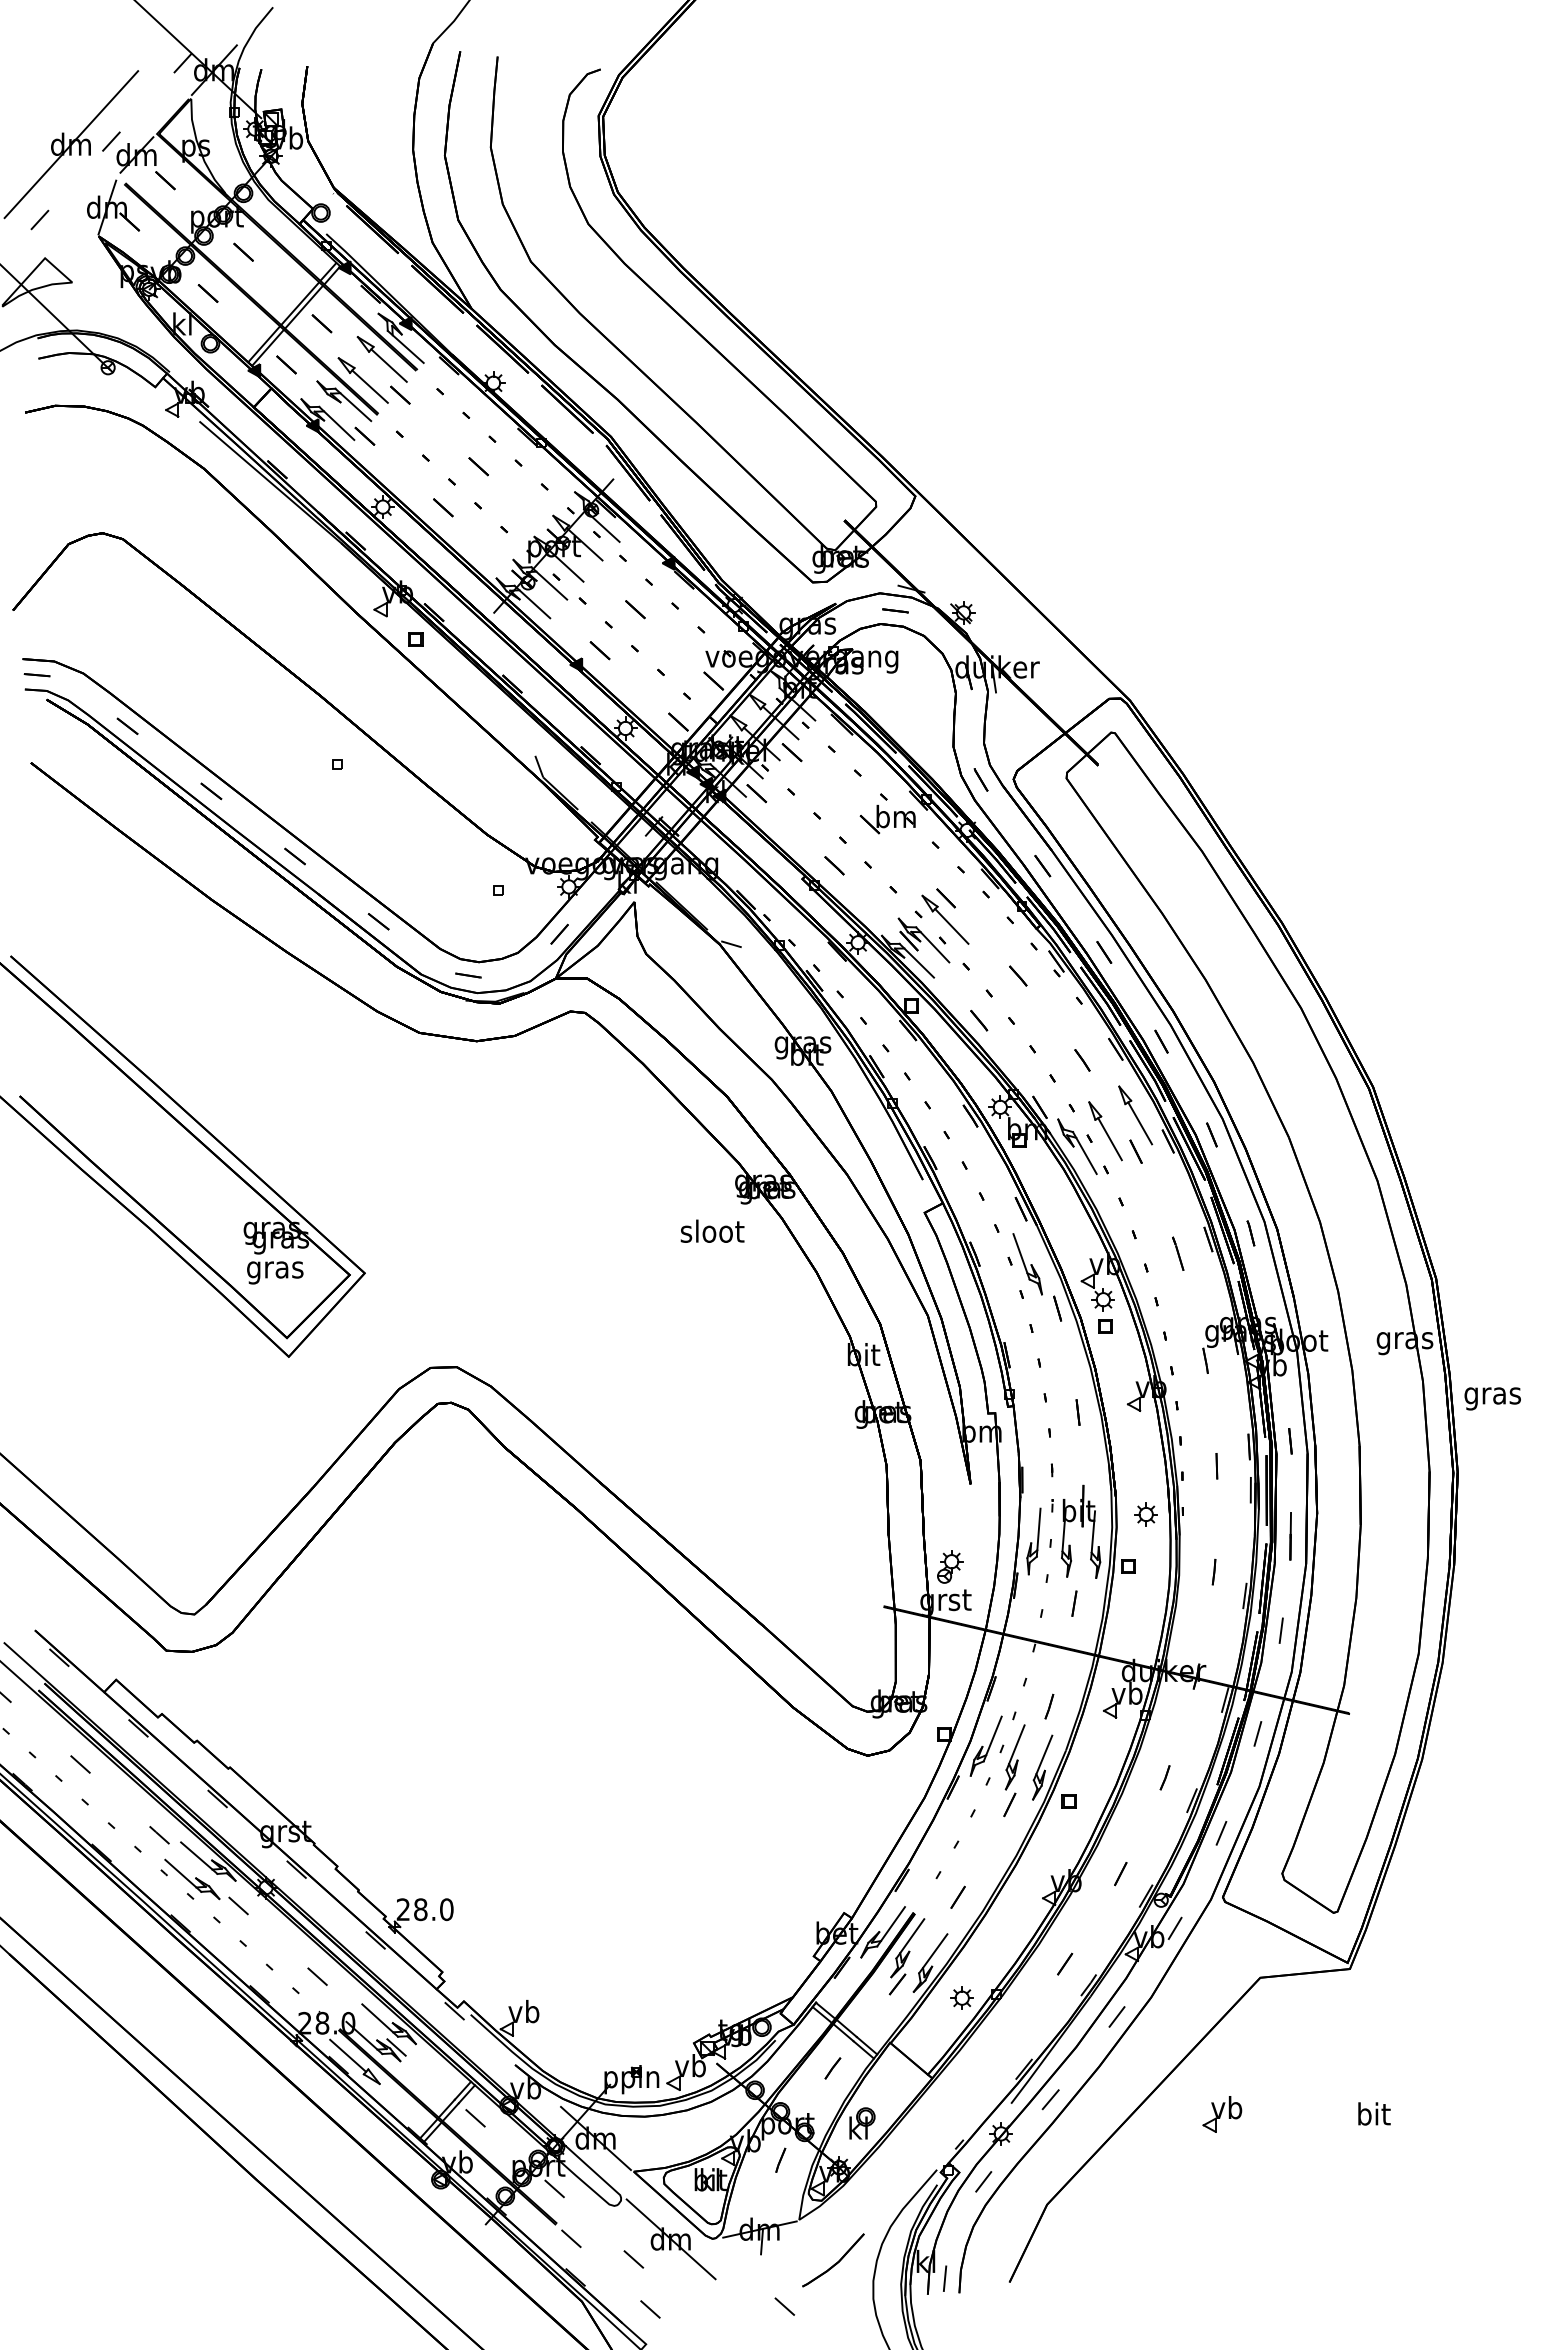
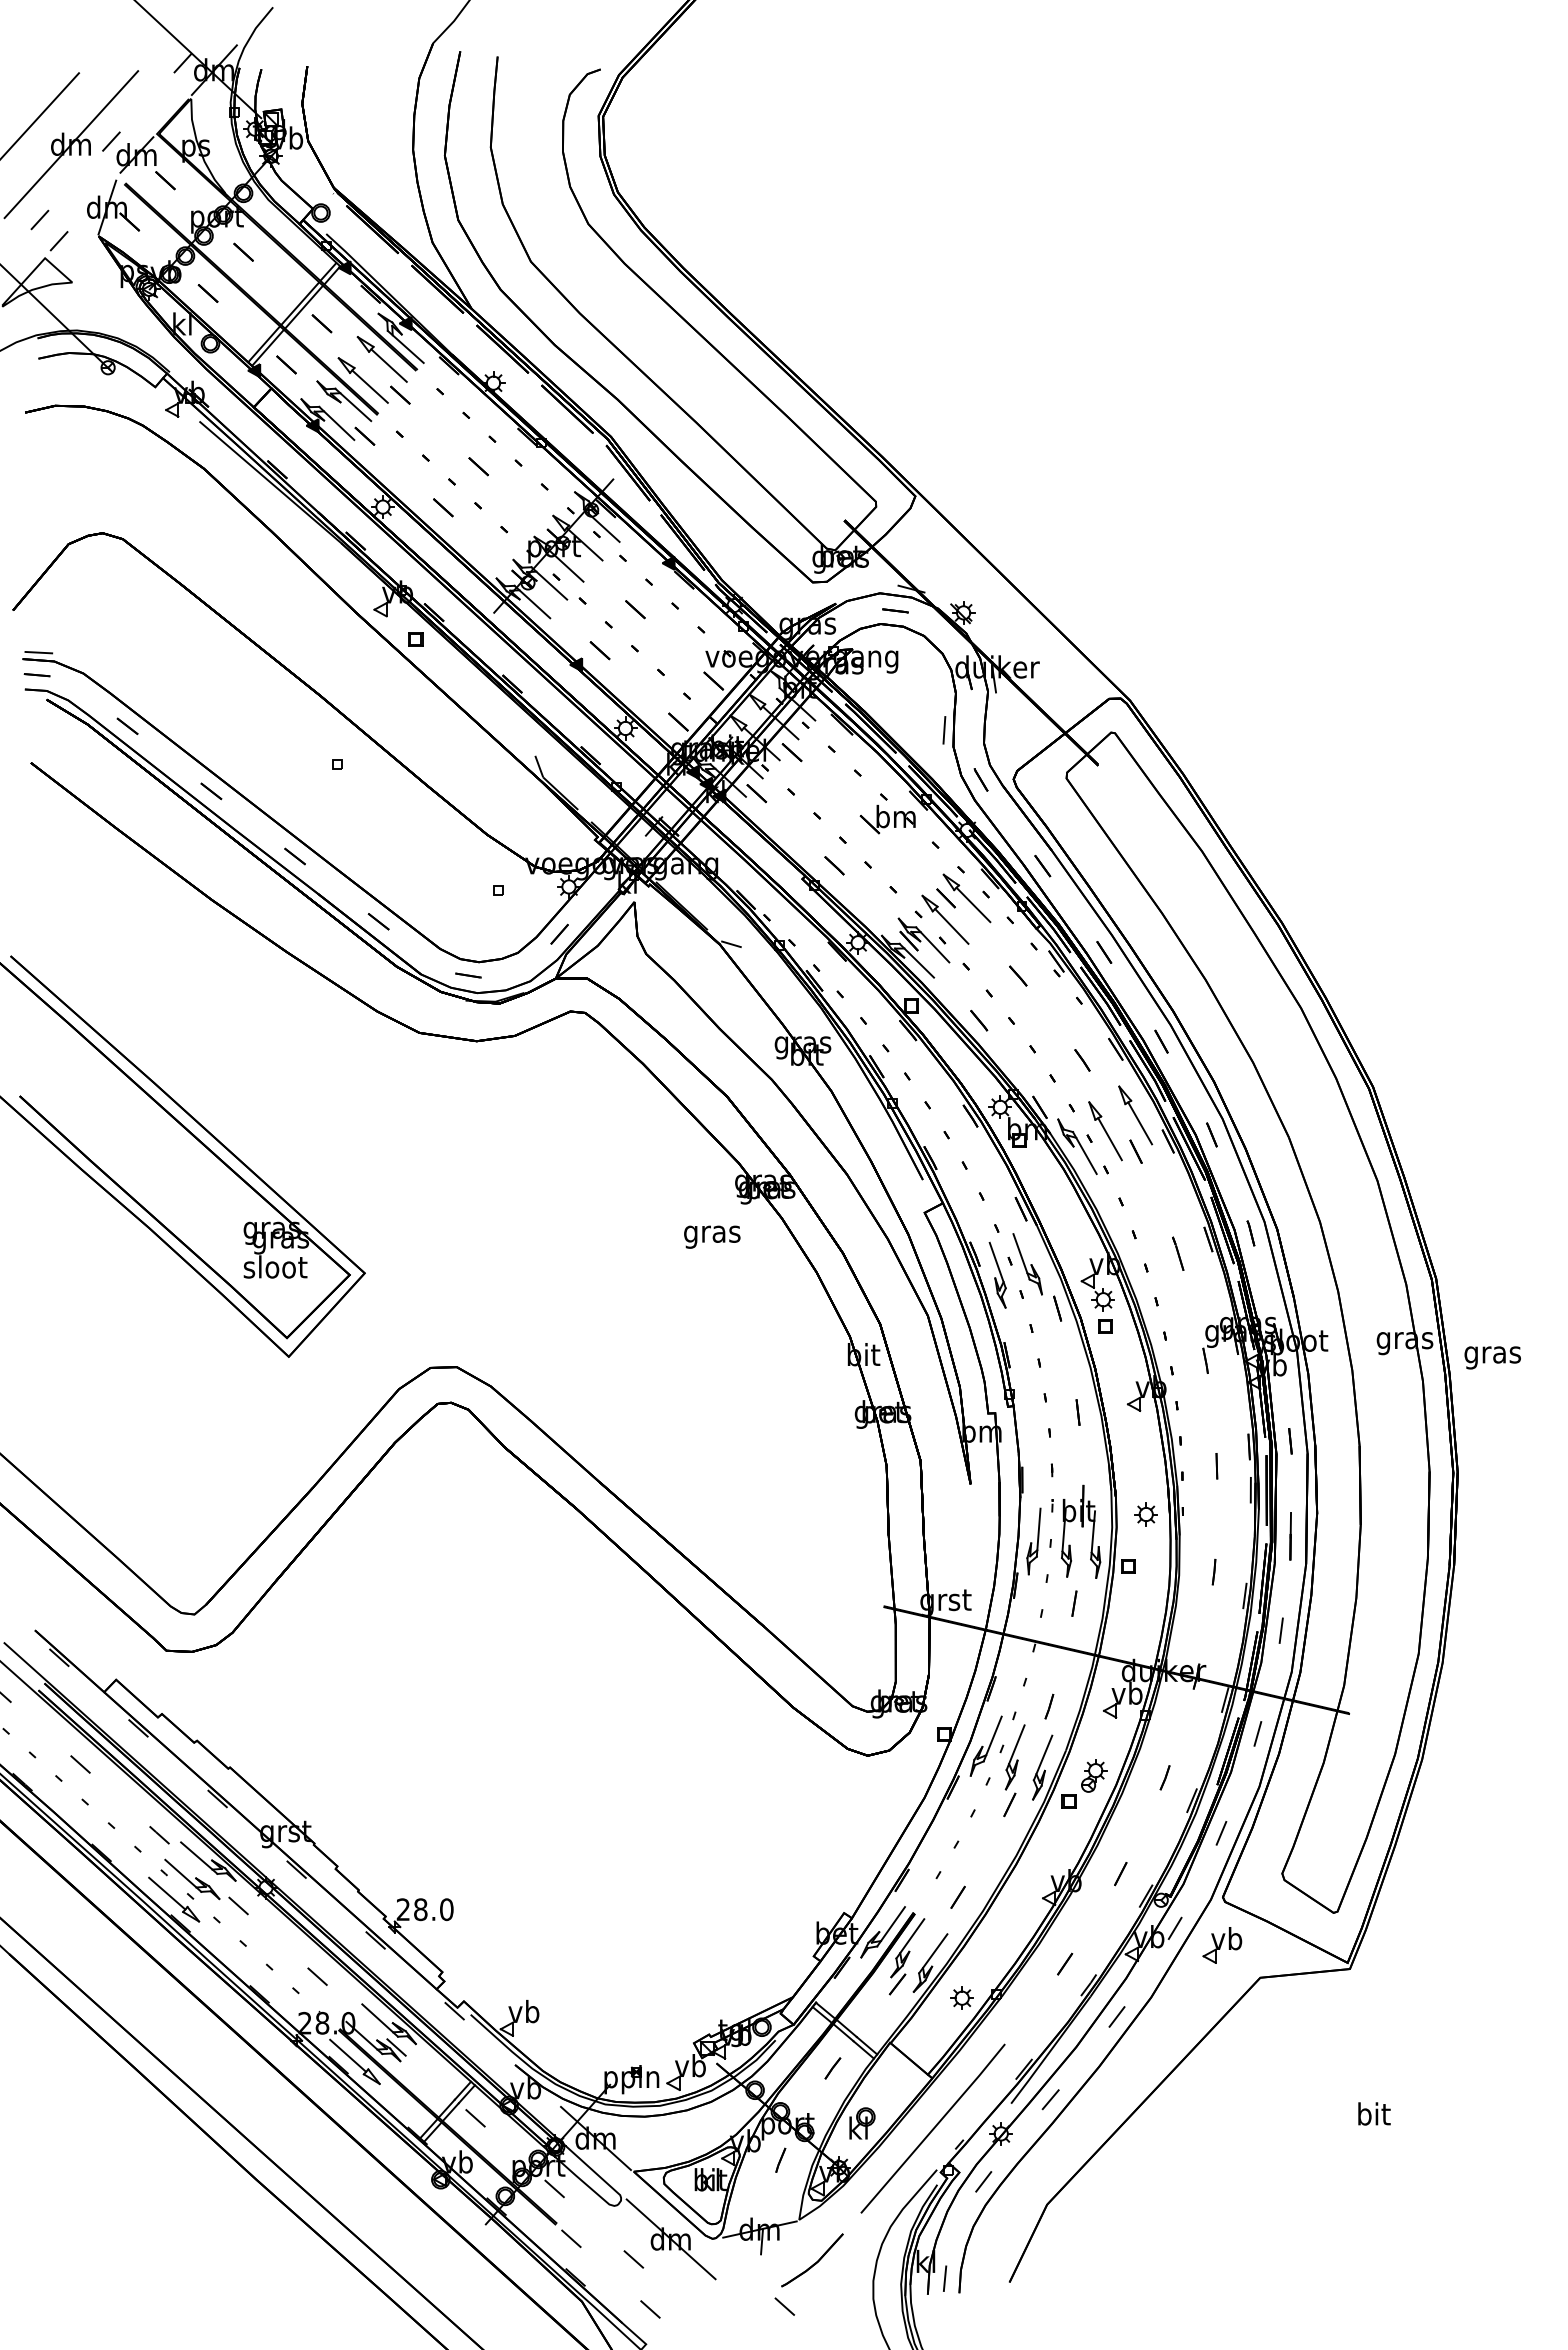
line: none -> present (40, 115)
line: none -> present (59, 241)
line: none -> present (38, 652)
line: none -> present (944, 730)
part: none -> present (966, 898)
text: sloot -> gras (712, 1233)
text: gras -> sloot (275, 1269)
part: none -> present (997, 1274)
text position: (1492, 1398) -> (1492, 1357) (1492, 1357)
part position: (950, 1566) -> (1094, 1775) (1094, 1775)
part: none -> present (174, 1899)
part position: (1222, 2114) -> (1222, 1945) (1222, 1945)
line: none -> present (932, 2128)
part position: (833, 2260) -> (812, 2260) (812, 2260)
